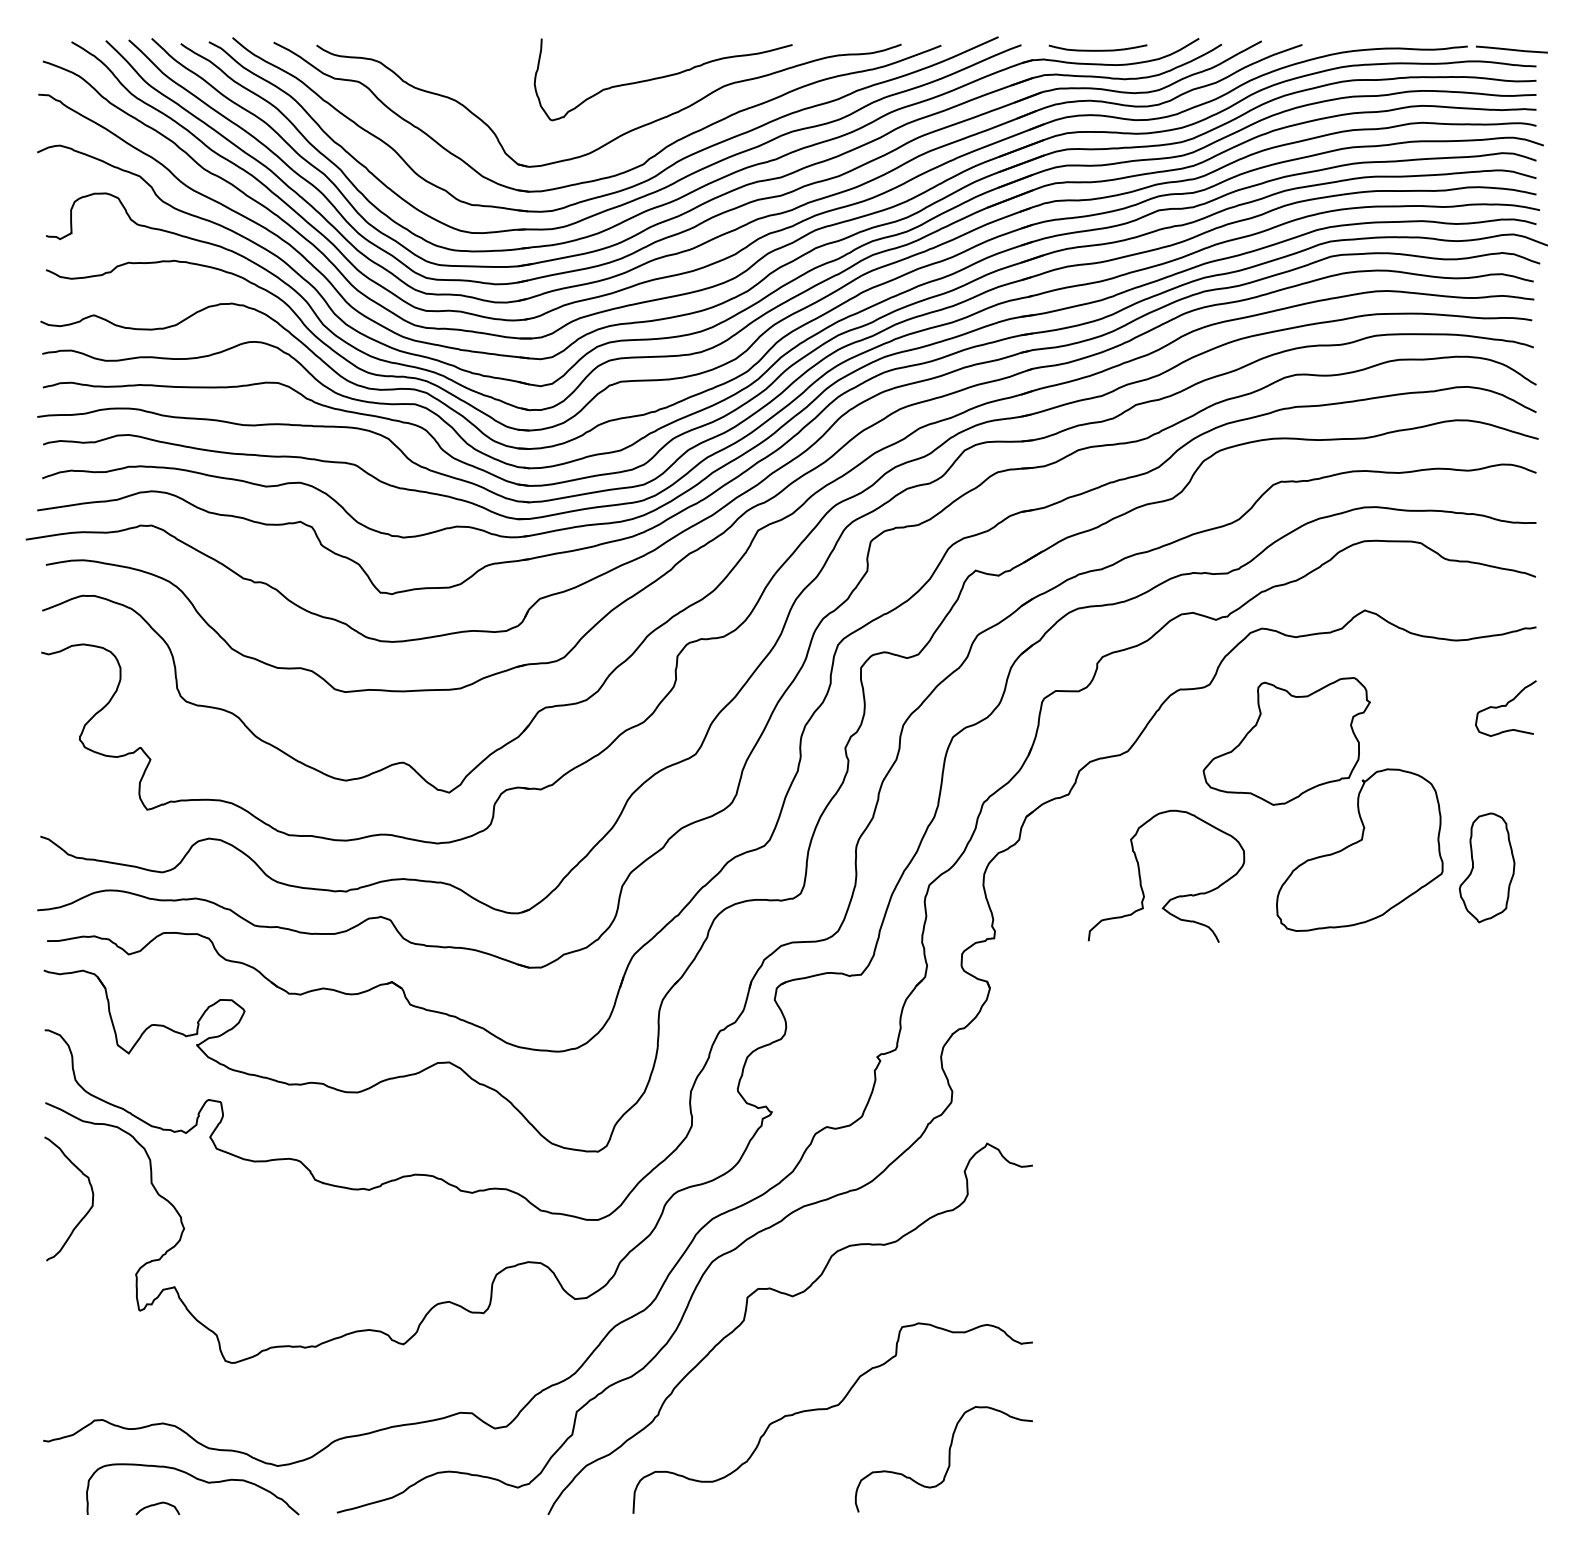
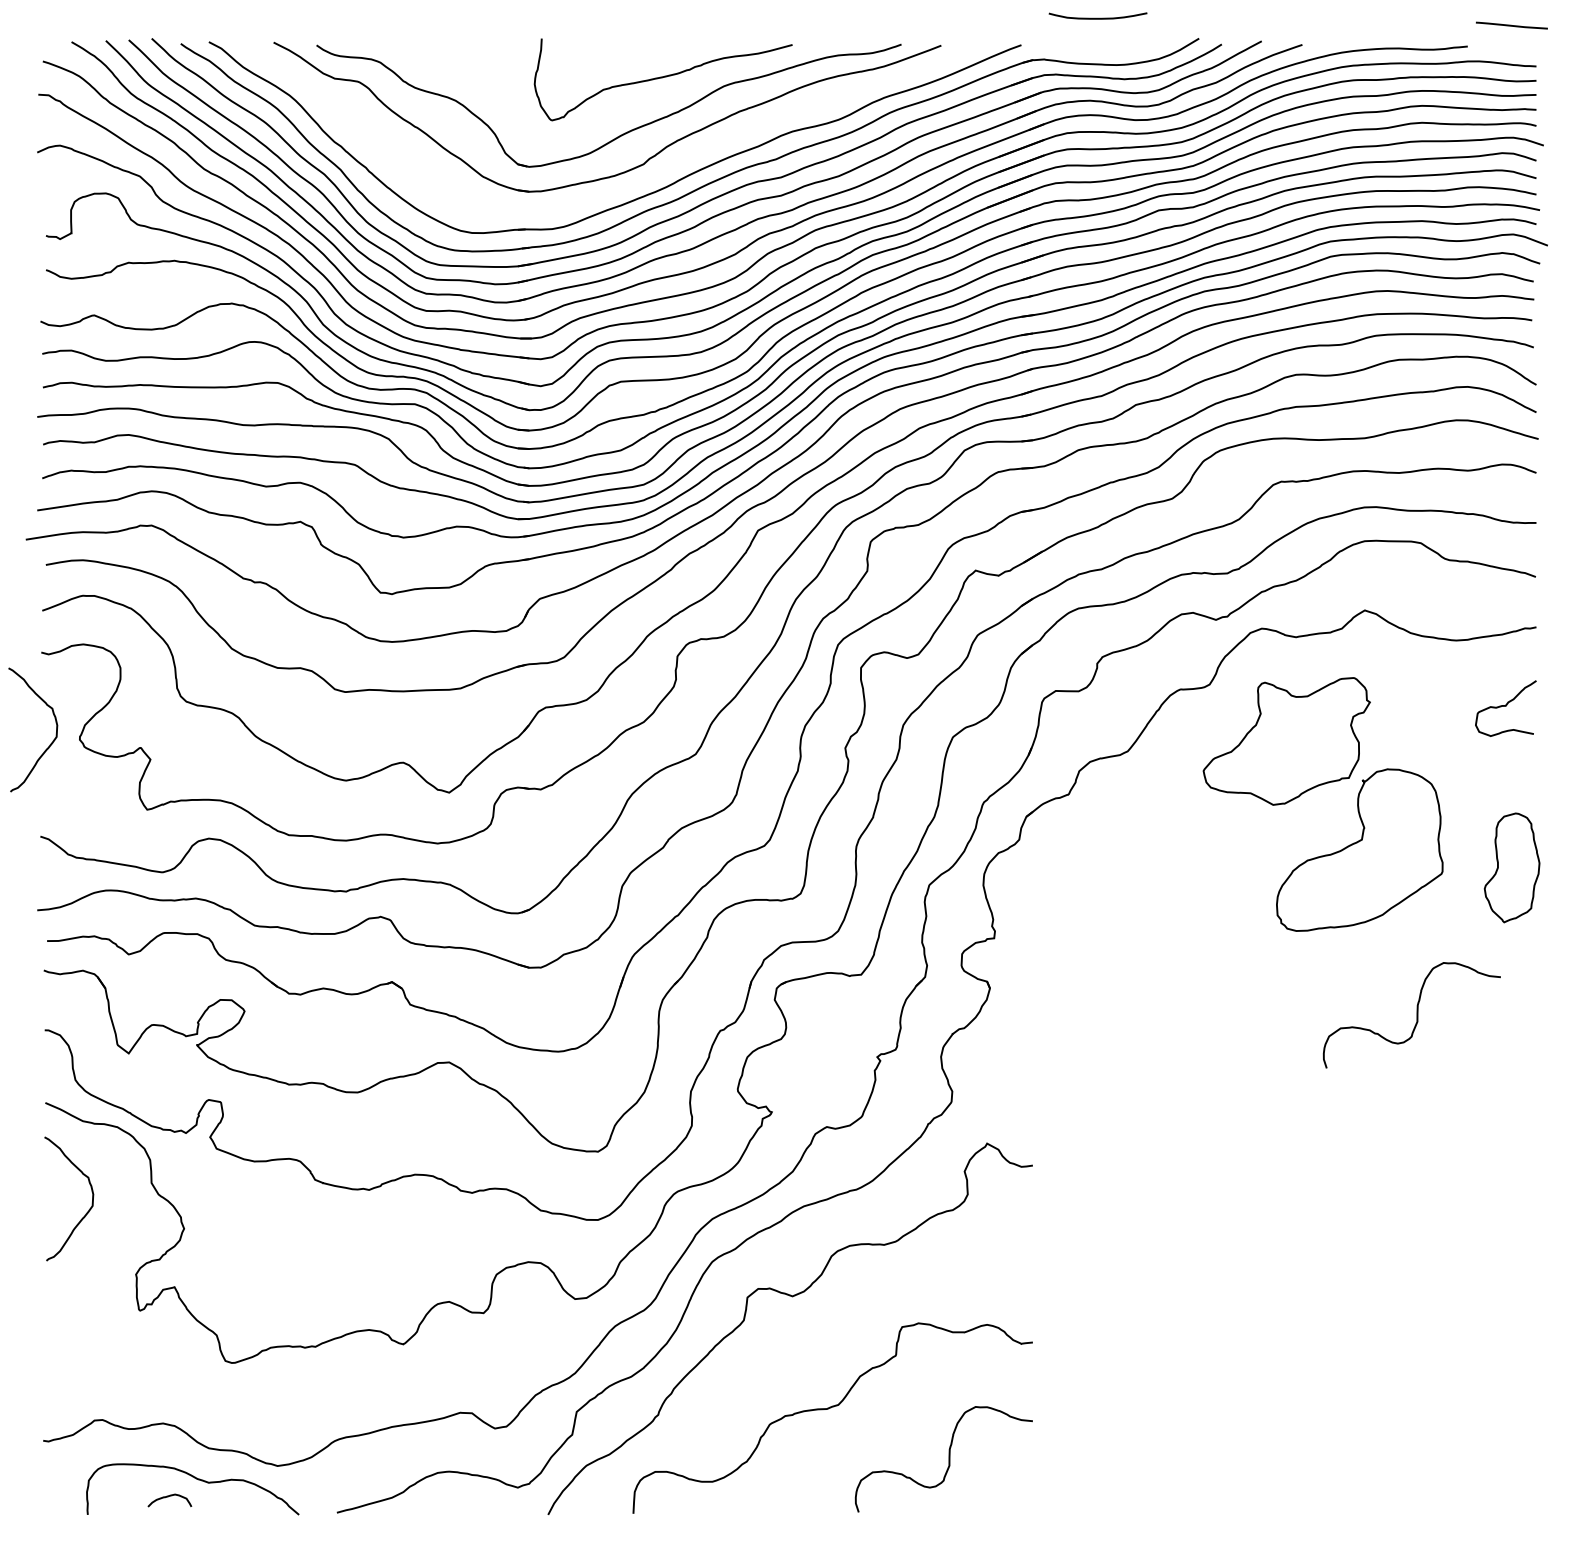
curve position: (1097, 49) -> (1097, 17) (1097, 17)
line position: (1511, 49) -> (1511, 25) (1511, 25)
part: present -> none (639, 182)
curve: none -> present (49, 744)
part position: (1486, 867) -> (1511, 867) (1511, 867)
curve: present -> none (1175, 896)
curve: none -> present (1416, 1015)
curve position: (156, 1505) -> (168, 1497) (168, 1497)
